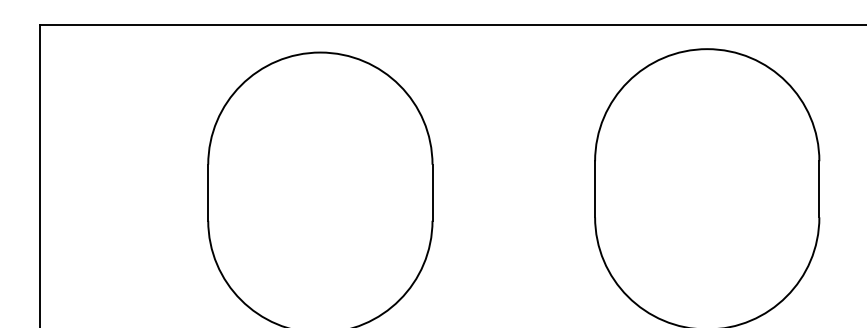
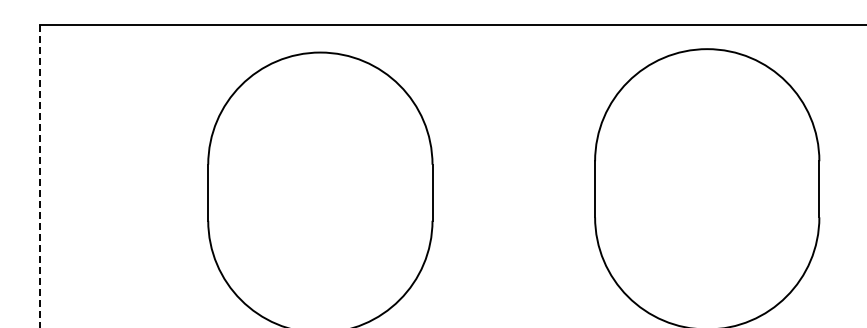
line: solid -> dashed (40, 176)
